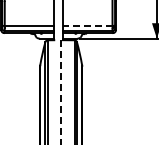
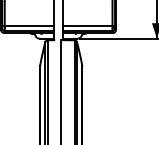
line: dashed -> solid (87, 25)
line: dashed -> solid (61, 93)
